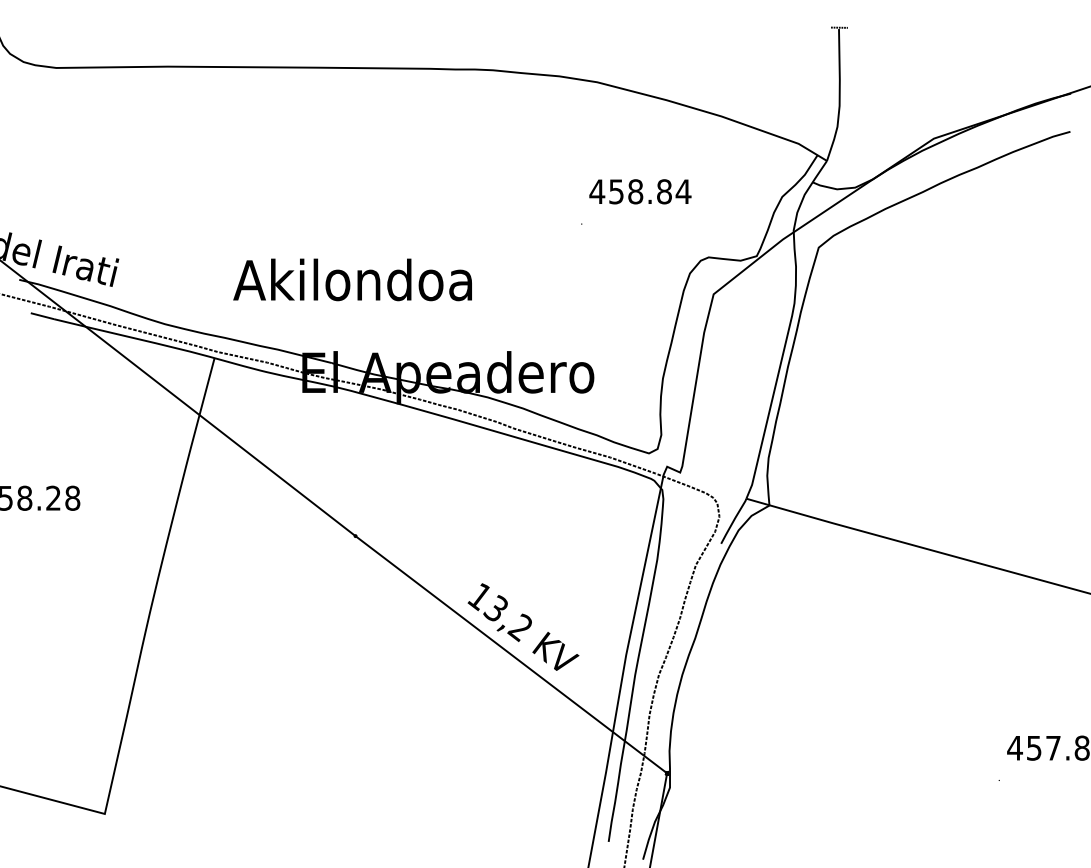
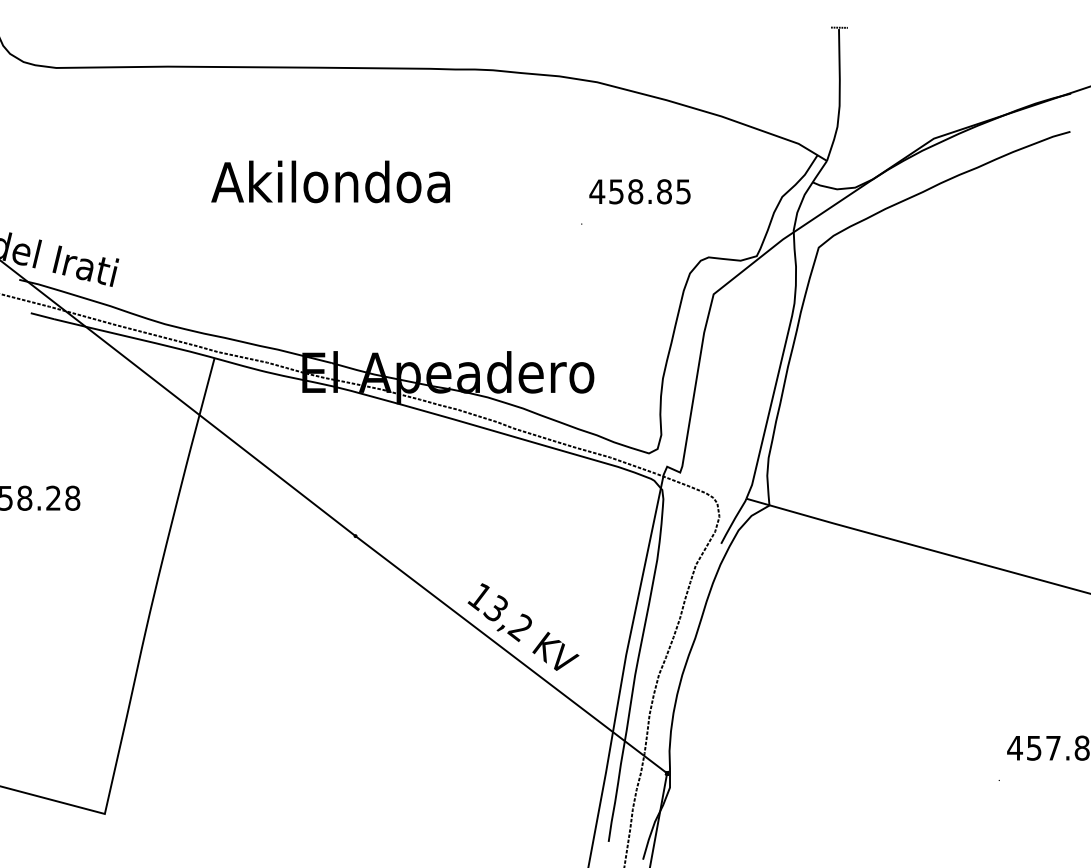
text: 458.84 -> 458.85 (683, 191)
text position: (352, 279) -> (330, 181) (330, 181)
